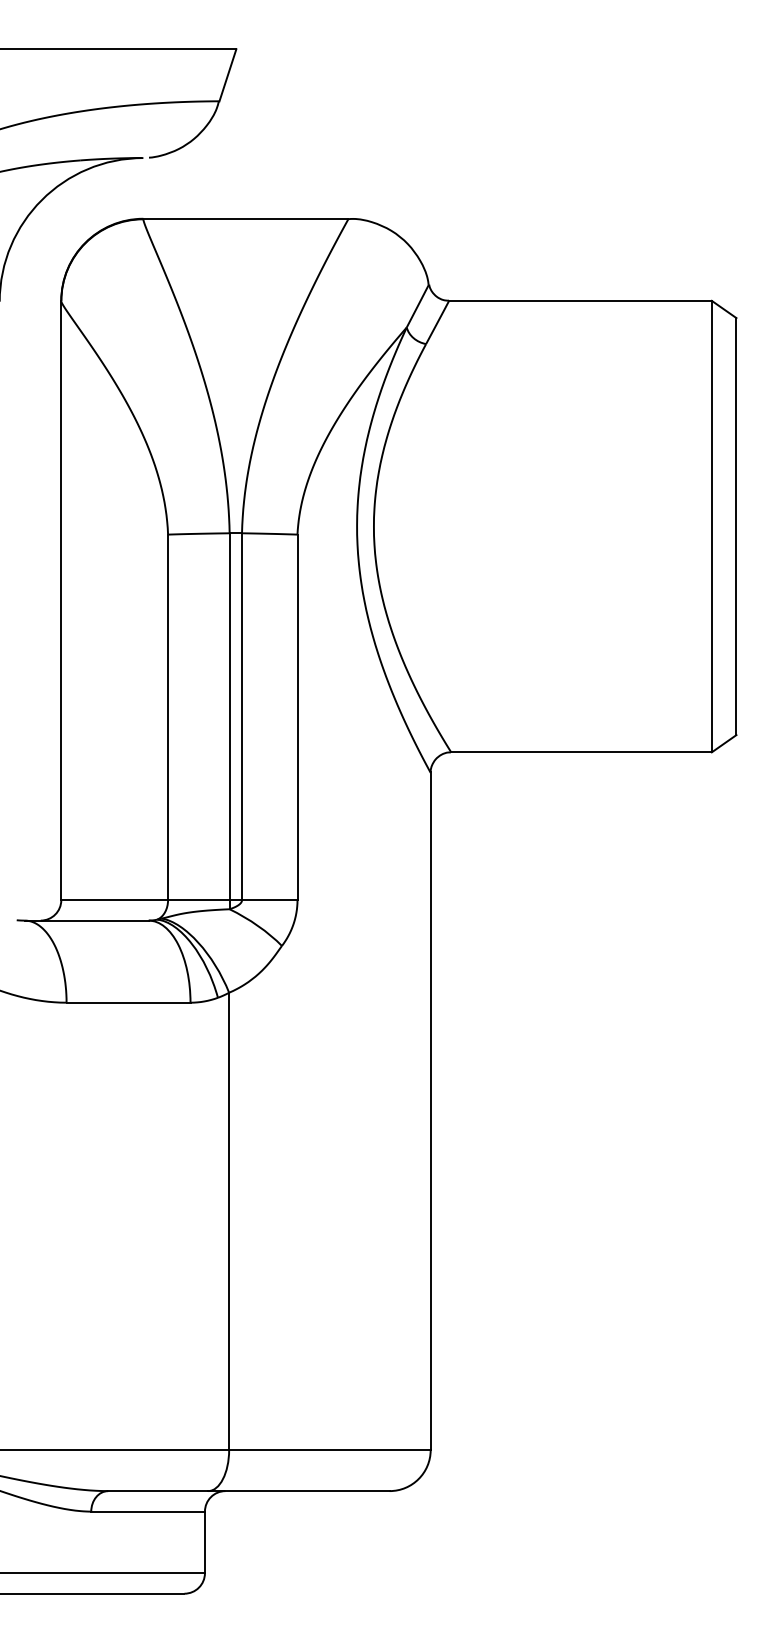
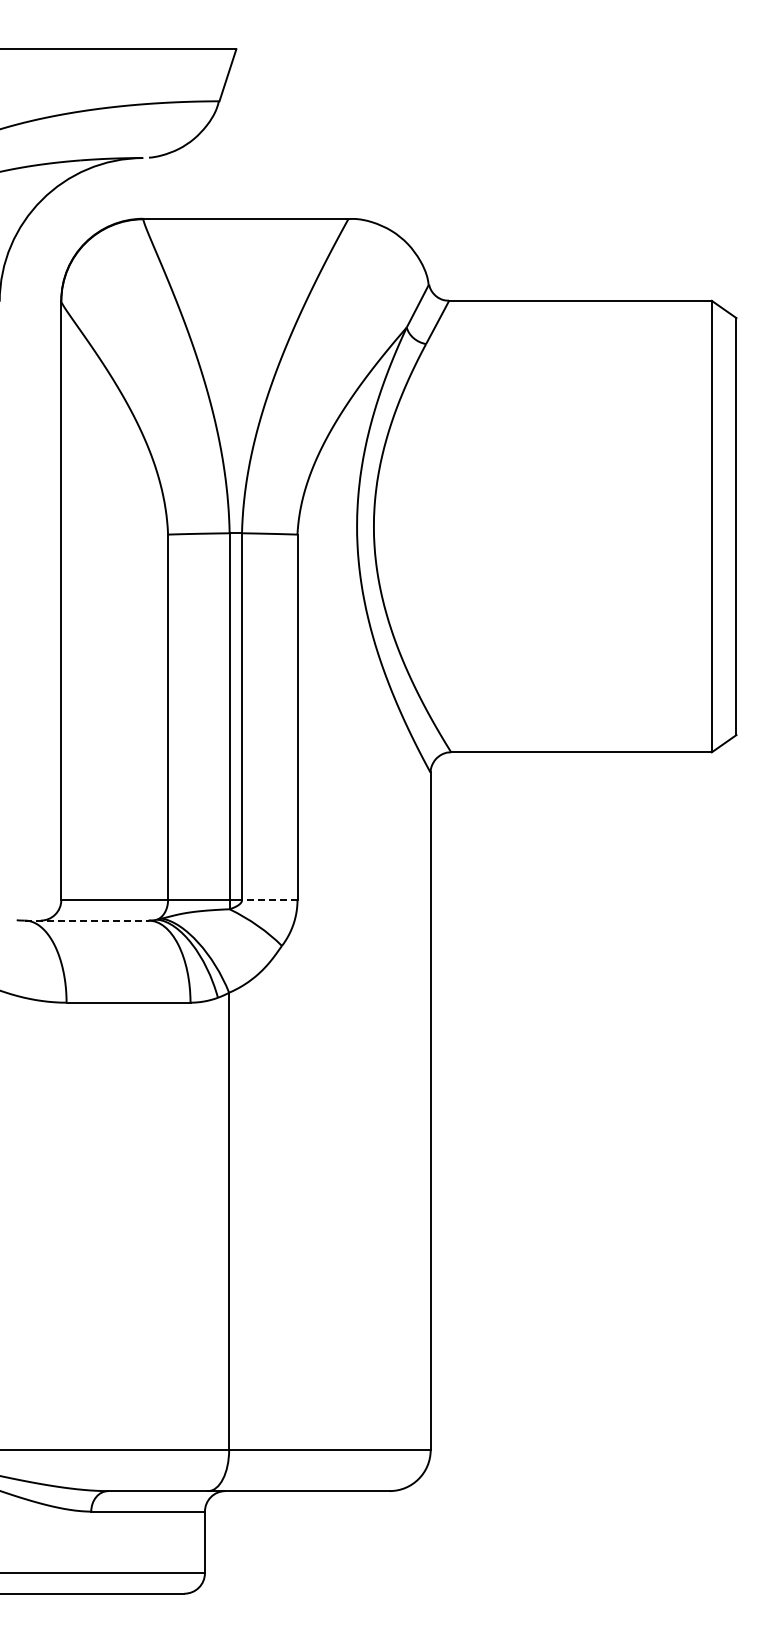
line: solid -> dashed (269, 900)
line: solid -> dashed (86, 920)
